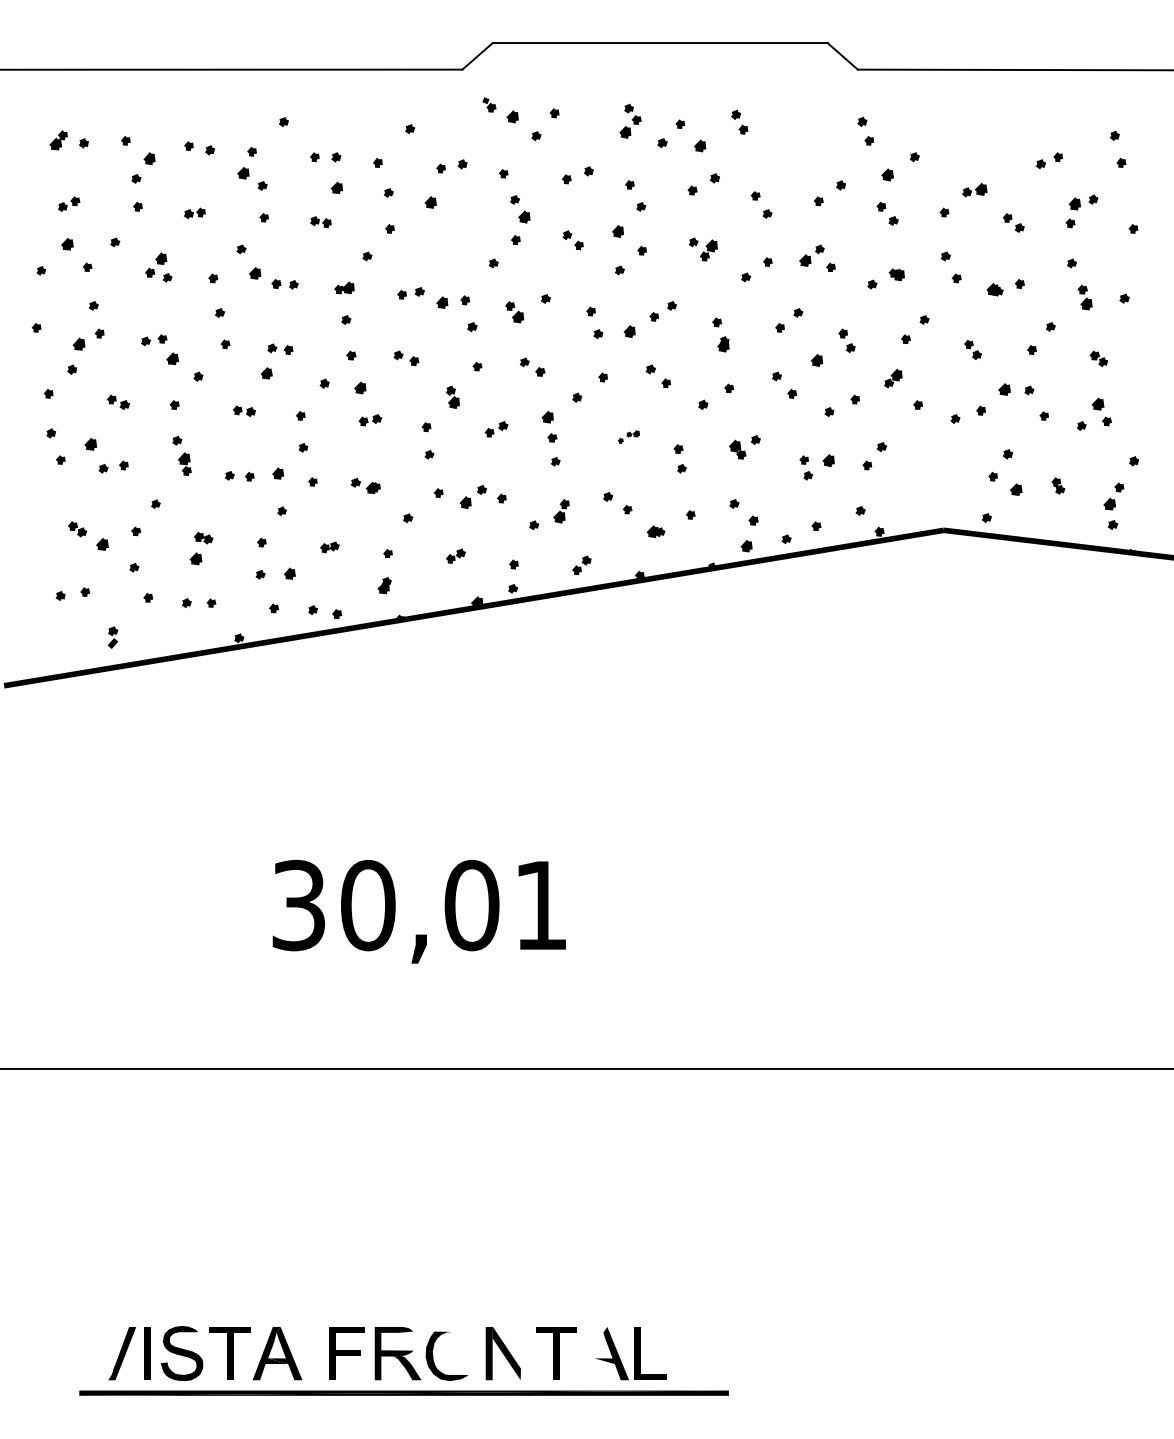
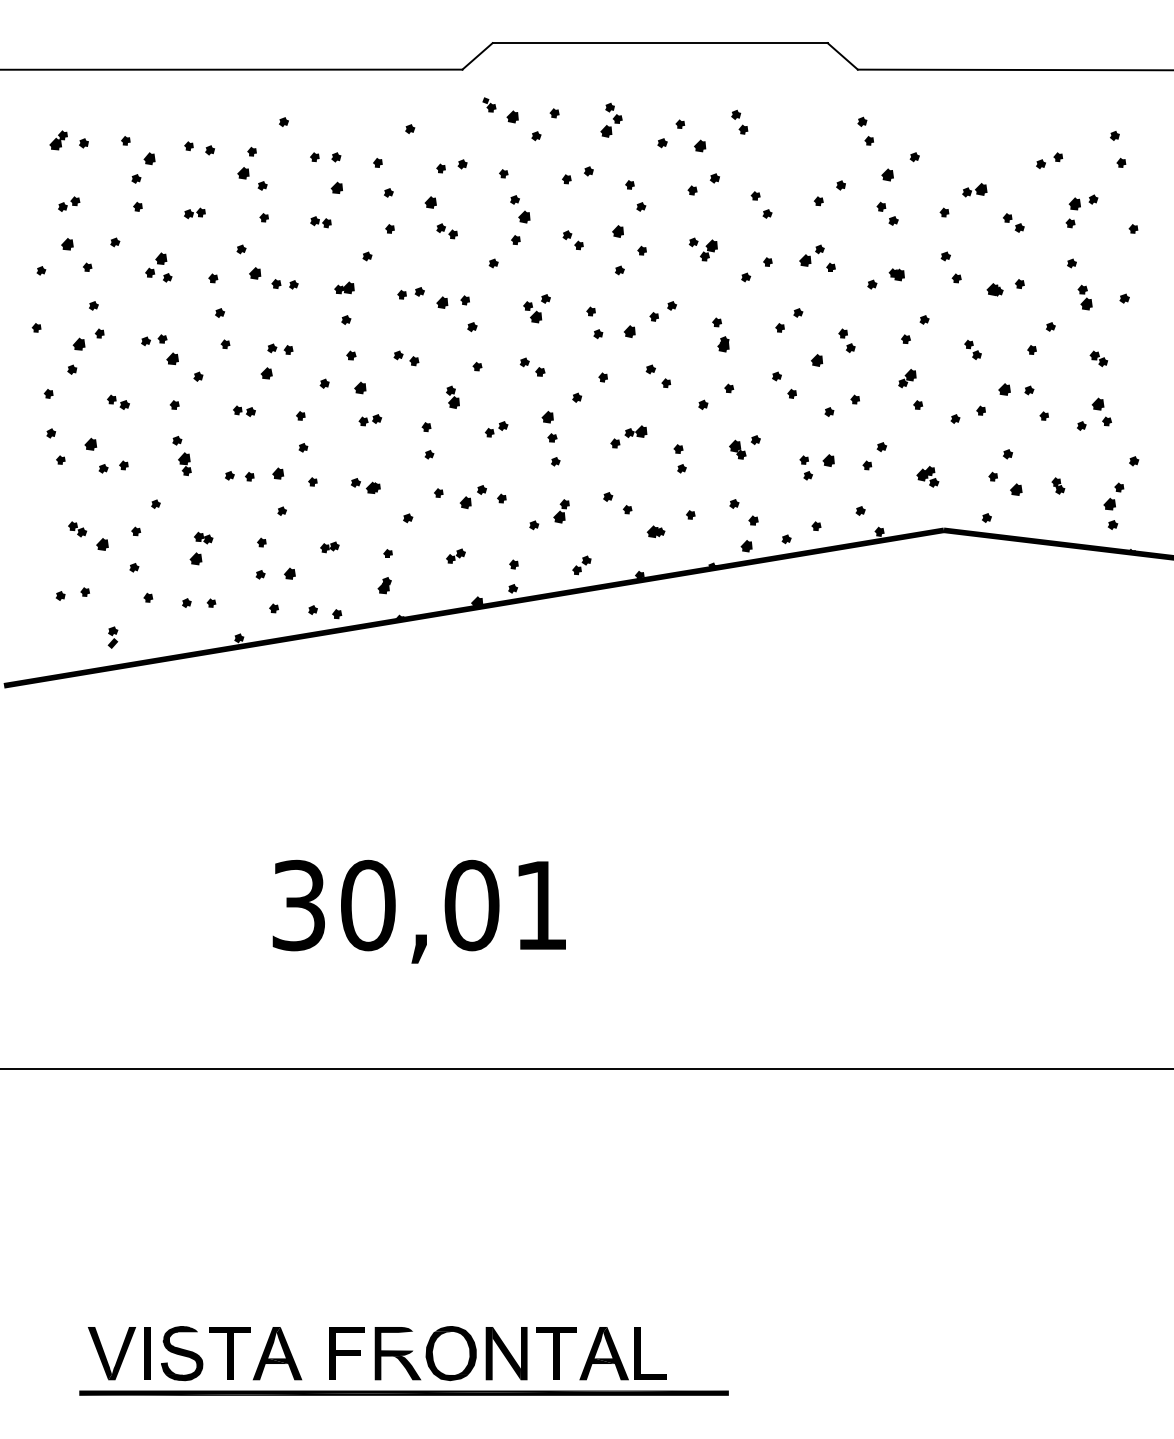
part position: (630, 120) -> (611, 119) (611, 119)
part: none -> present (446, 231)
part position: (514, 312) -> (532, 312) (532, 312)
part position: (893, 378) -> (907, 378) (907, 378)
part size: 22x14 px -> 38x24 px (628, 436)
part: none -> present (927, 476)
fill: none -> present (455, 1350)
fill: none -> present (99, 1353)
fill: none -> present (523, 1353)
fill: none -> present (596, 1353)
